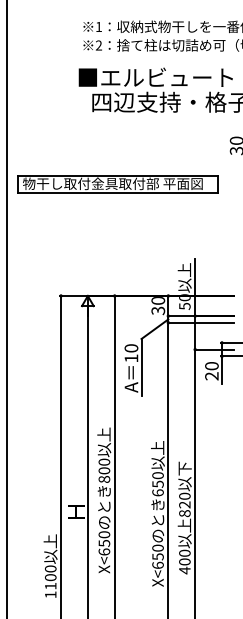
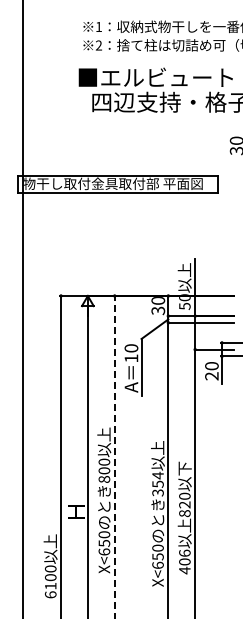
line position: (7, 308) -> (23, 308) (23, 308)
line: solid -> dashed (114, 456)
text: 650 -> 354 (157, 483)
text: 400 -> 406 (184, 552)
text: 1100 -> 6100 (50, 594)
